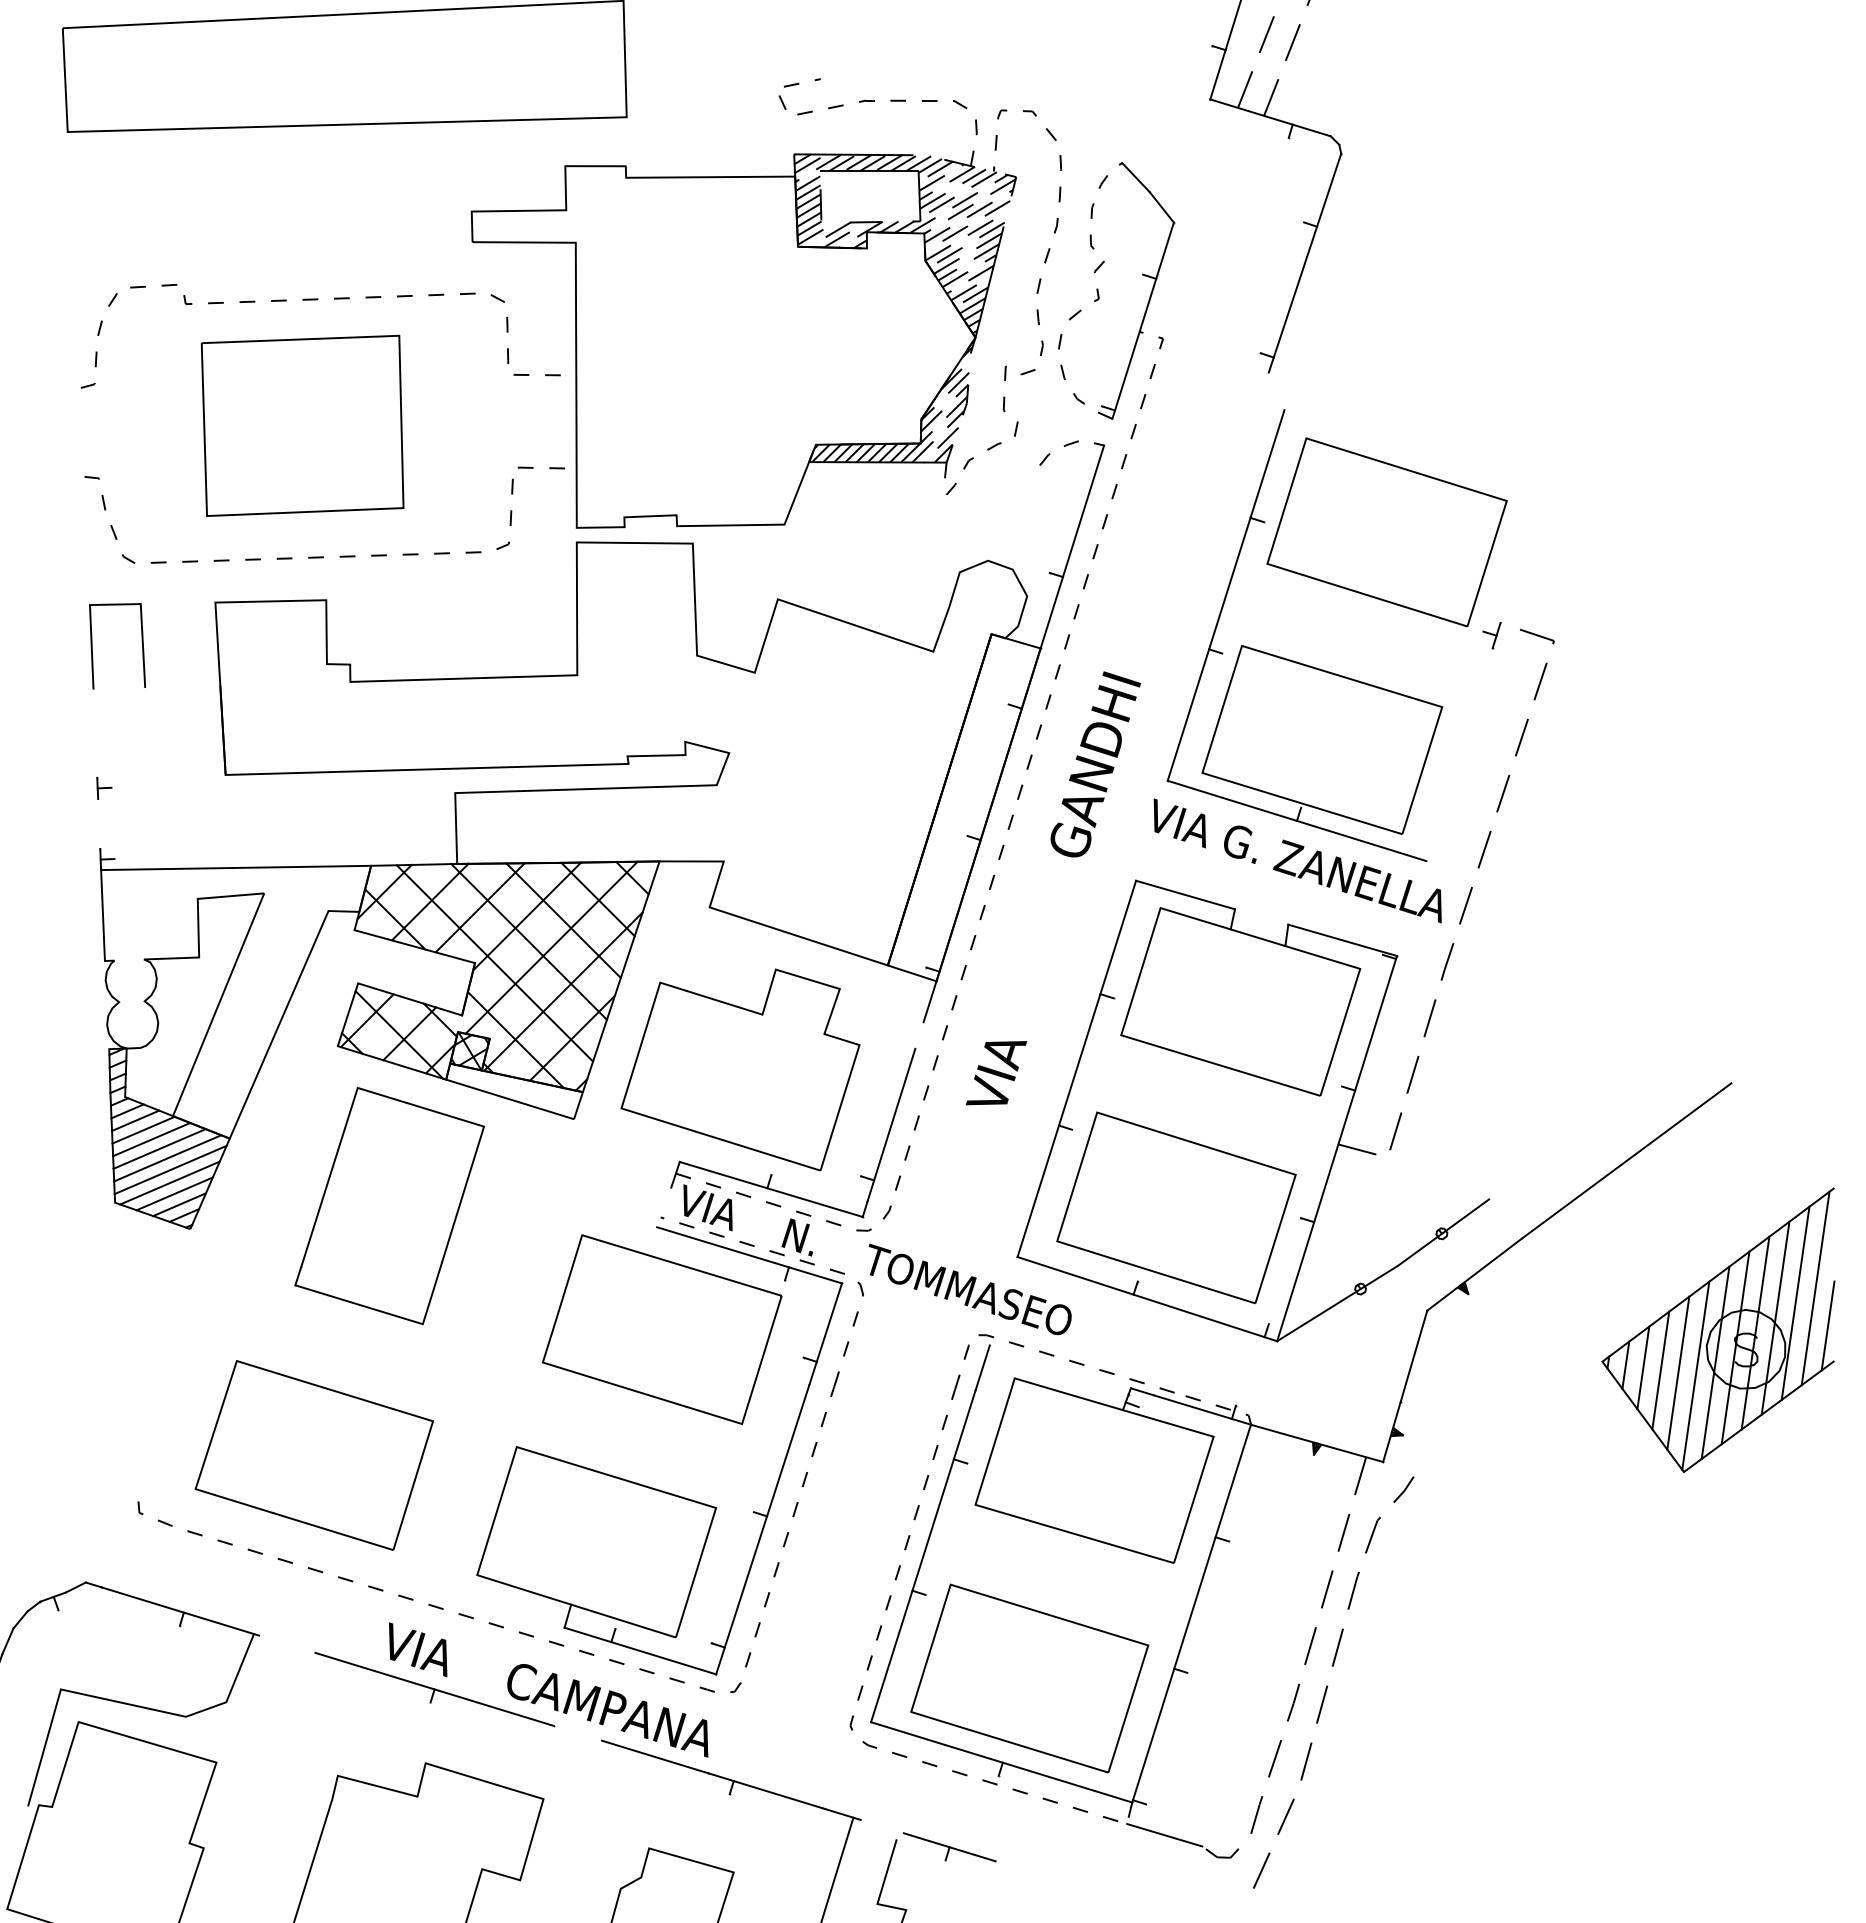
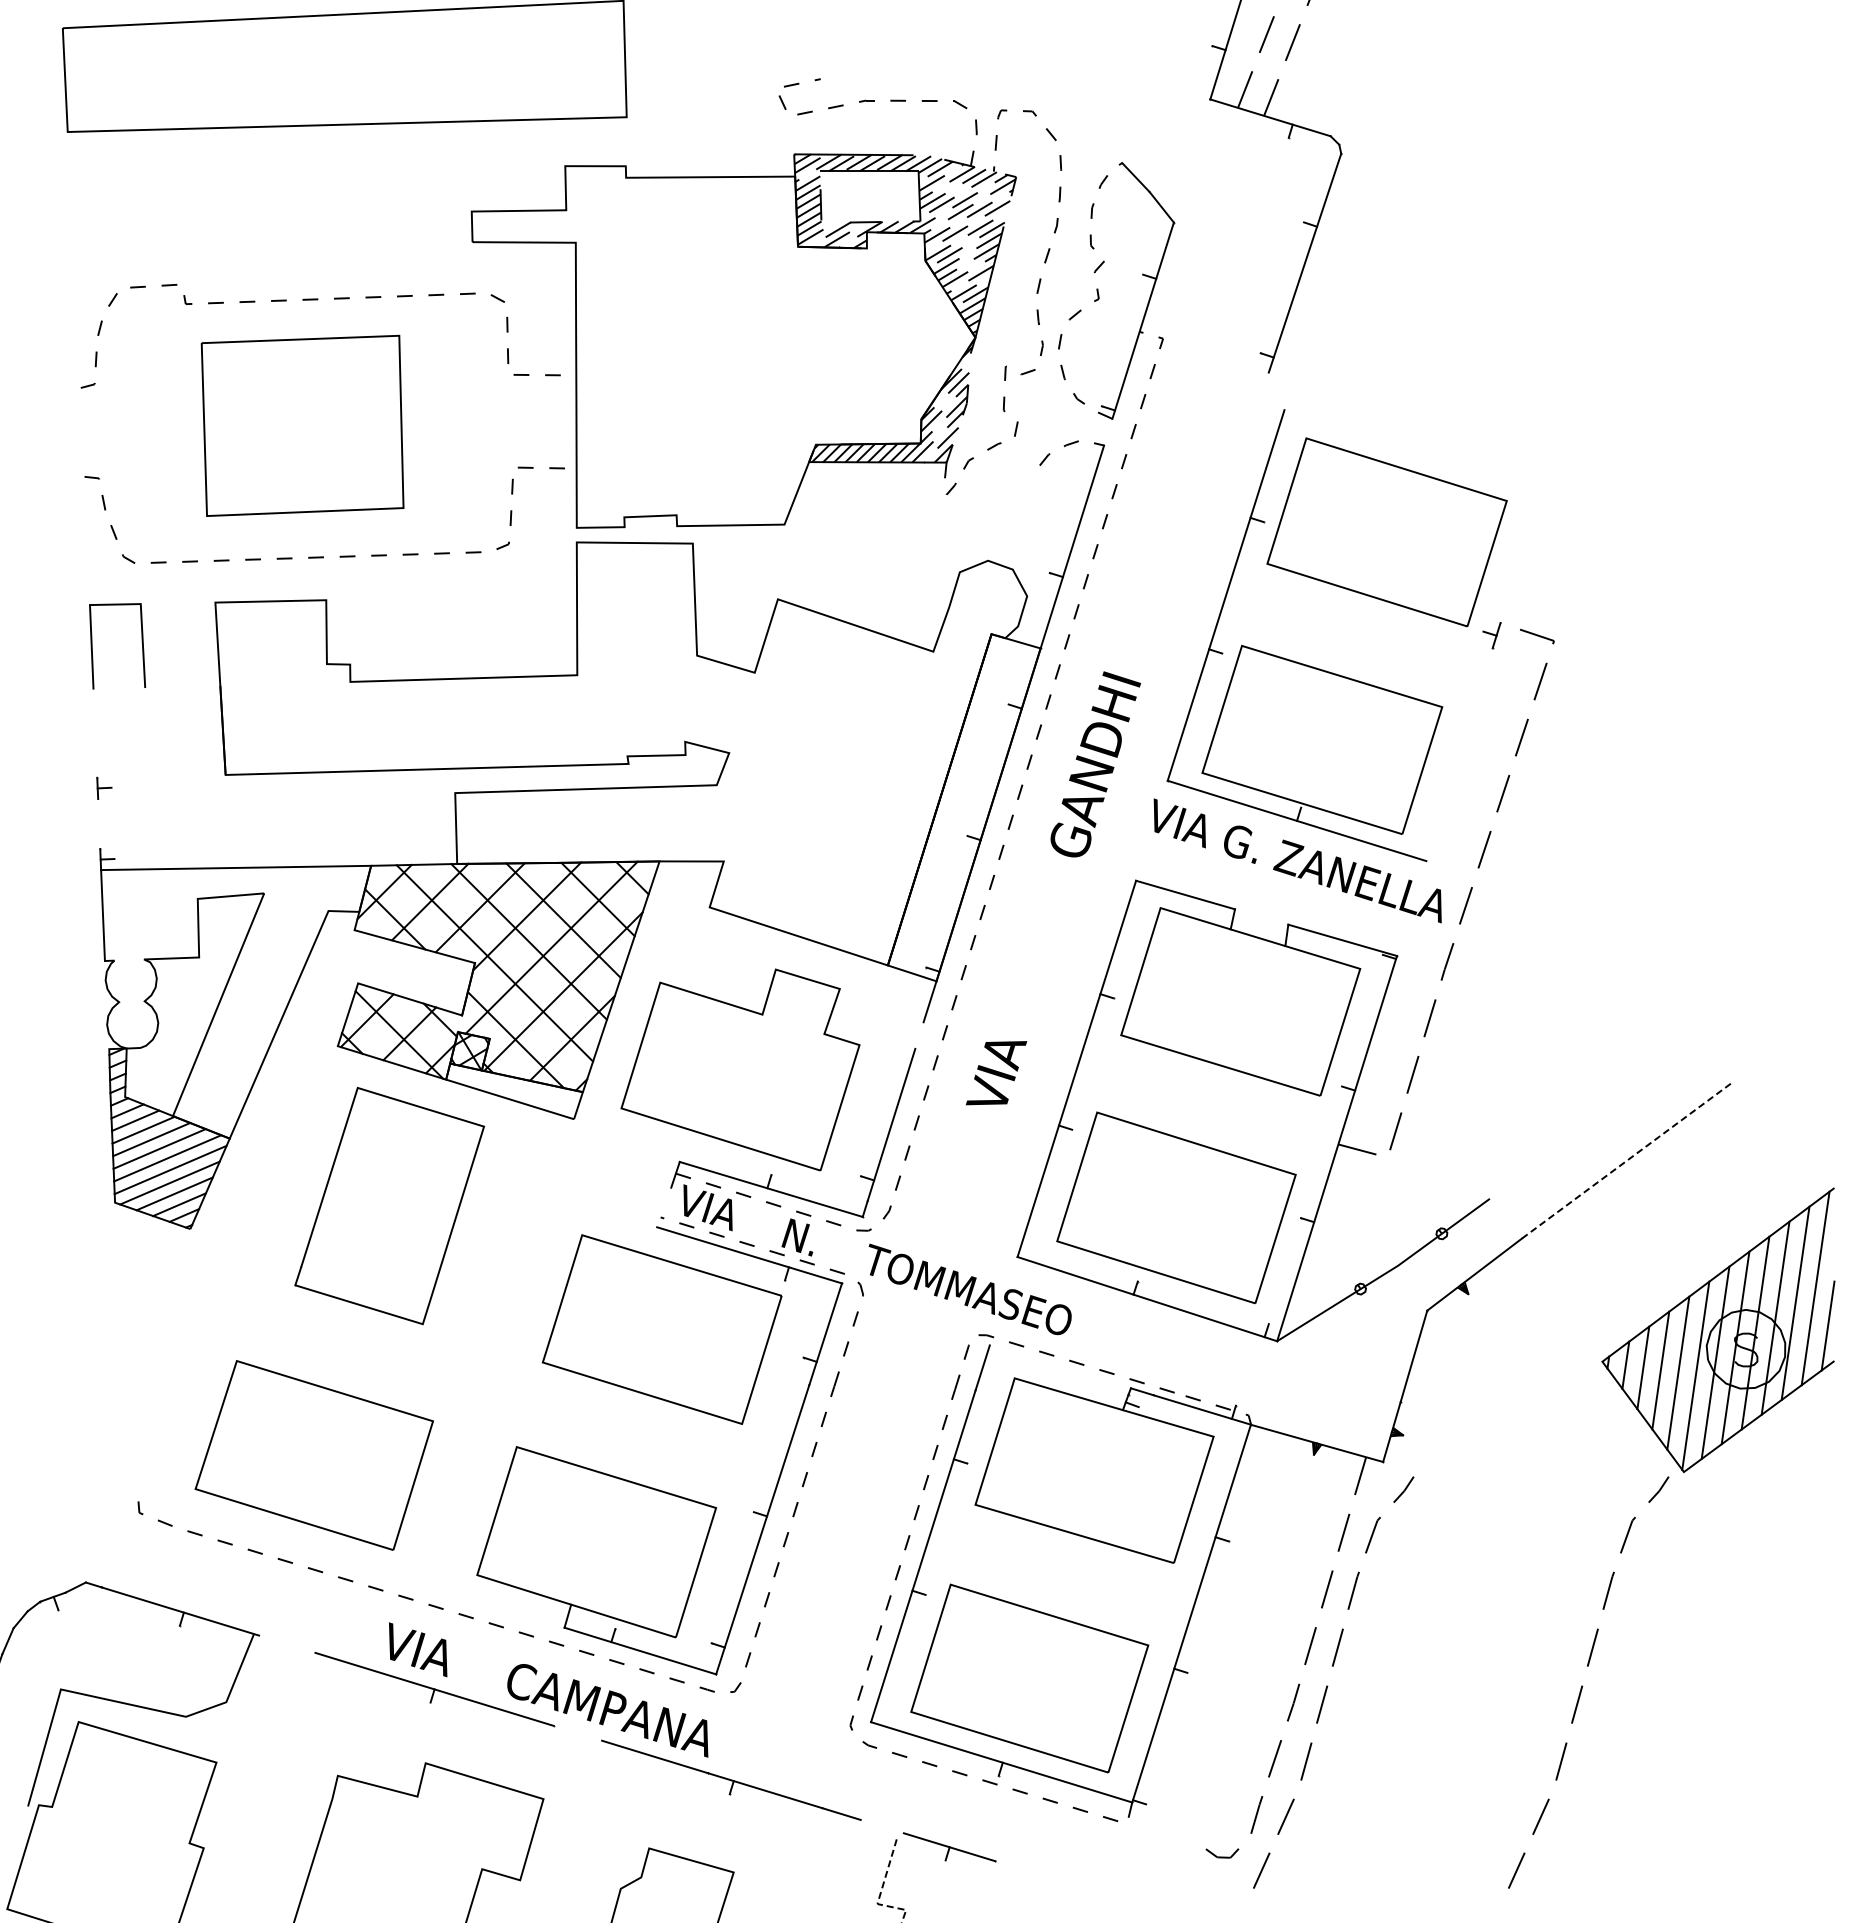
line: solid -> dashed (1627, 1160)
part: none -> present (1583, 1686)
line: present -> none (1164, 1835)
line: present -> none (837, 1868)
line: solid -> dashed (880, 1893)
